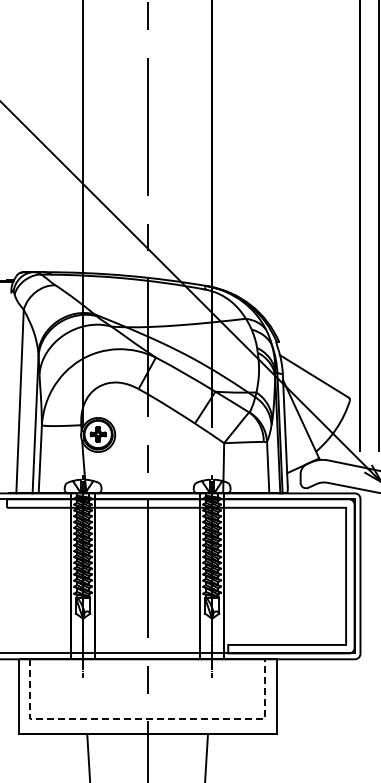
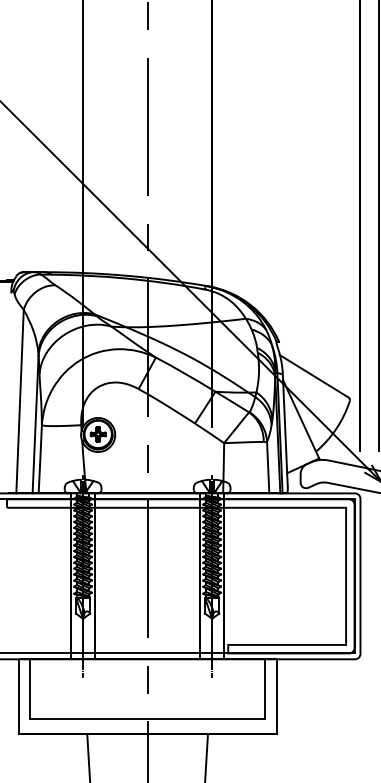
line: dashed -> solid (148, 719)
